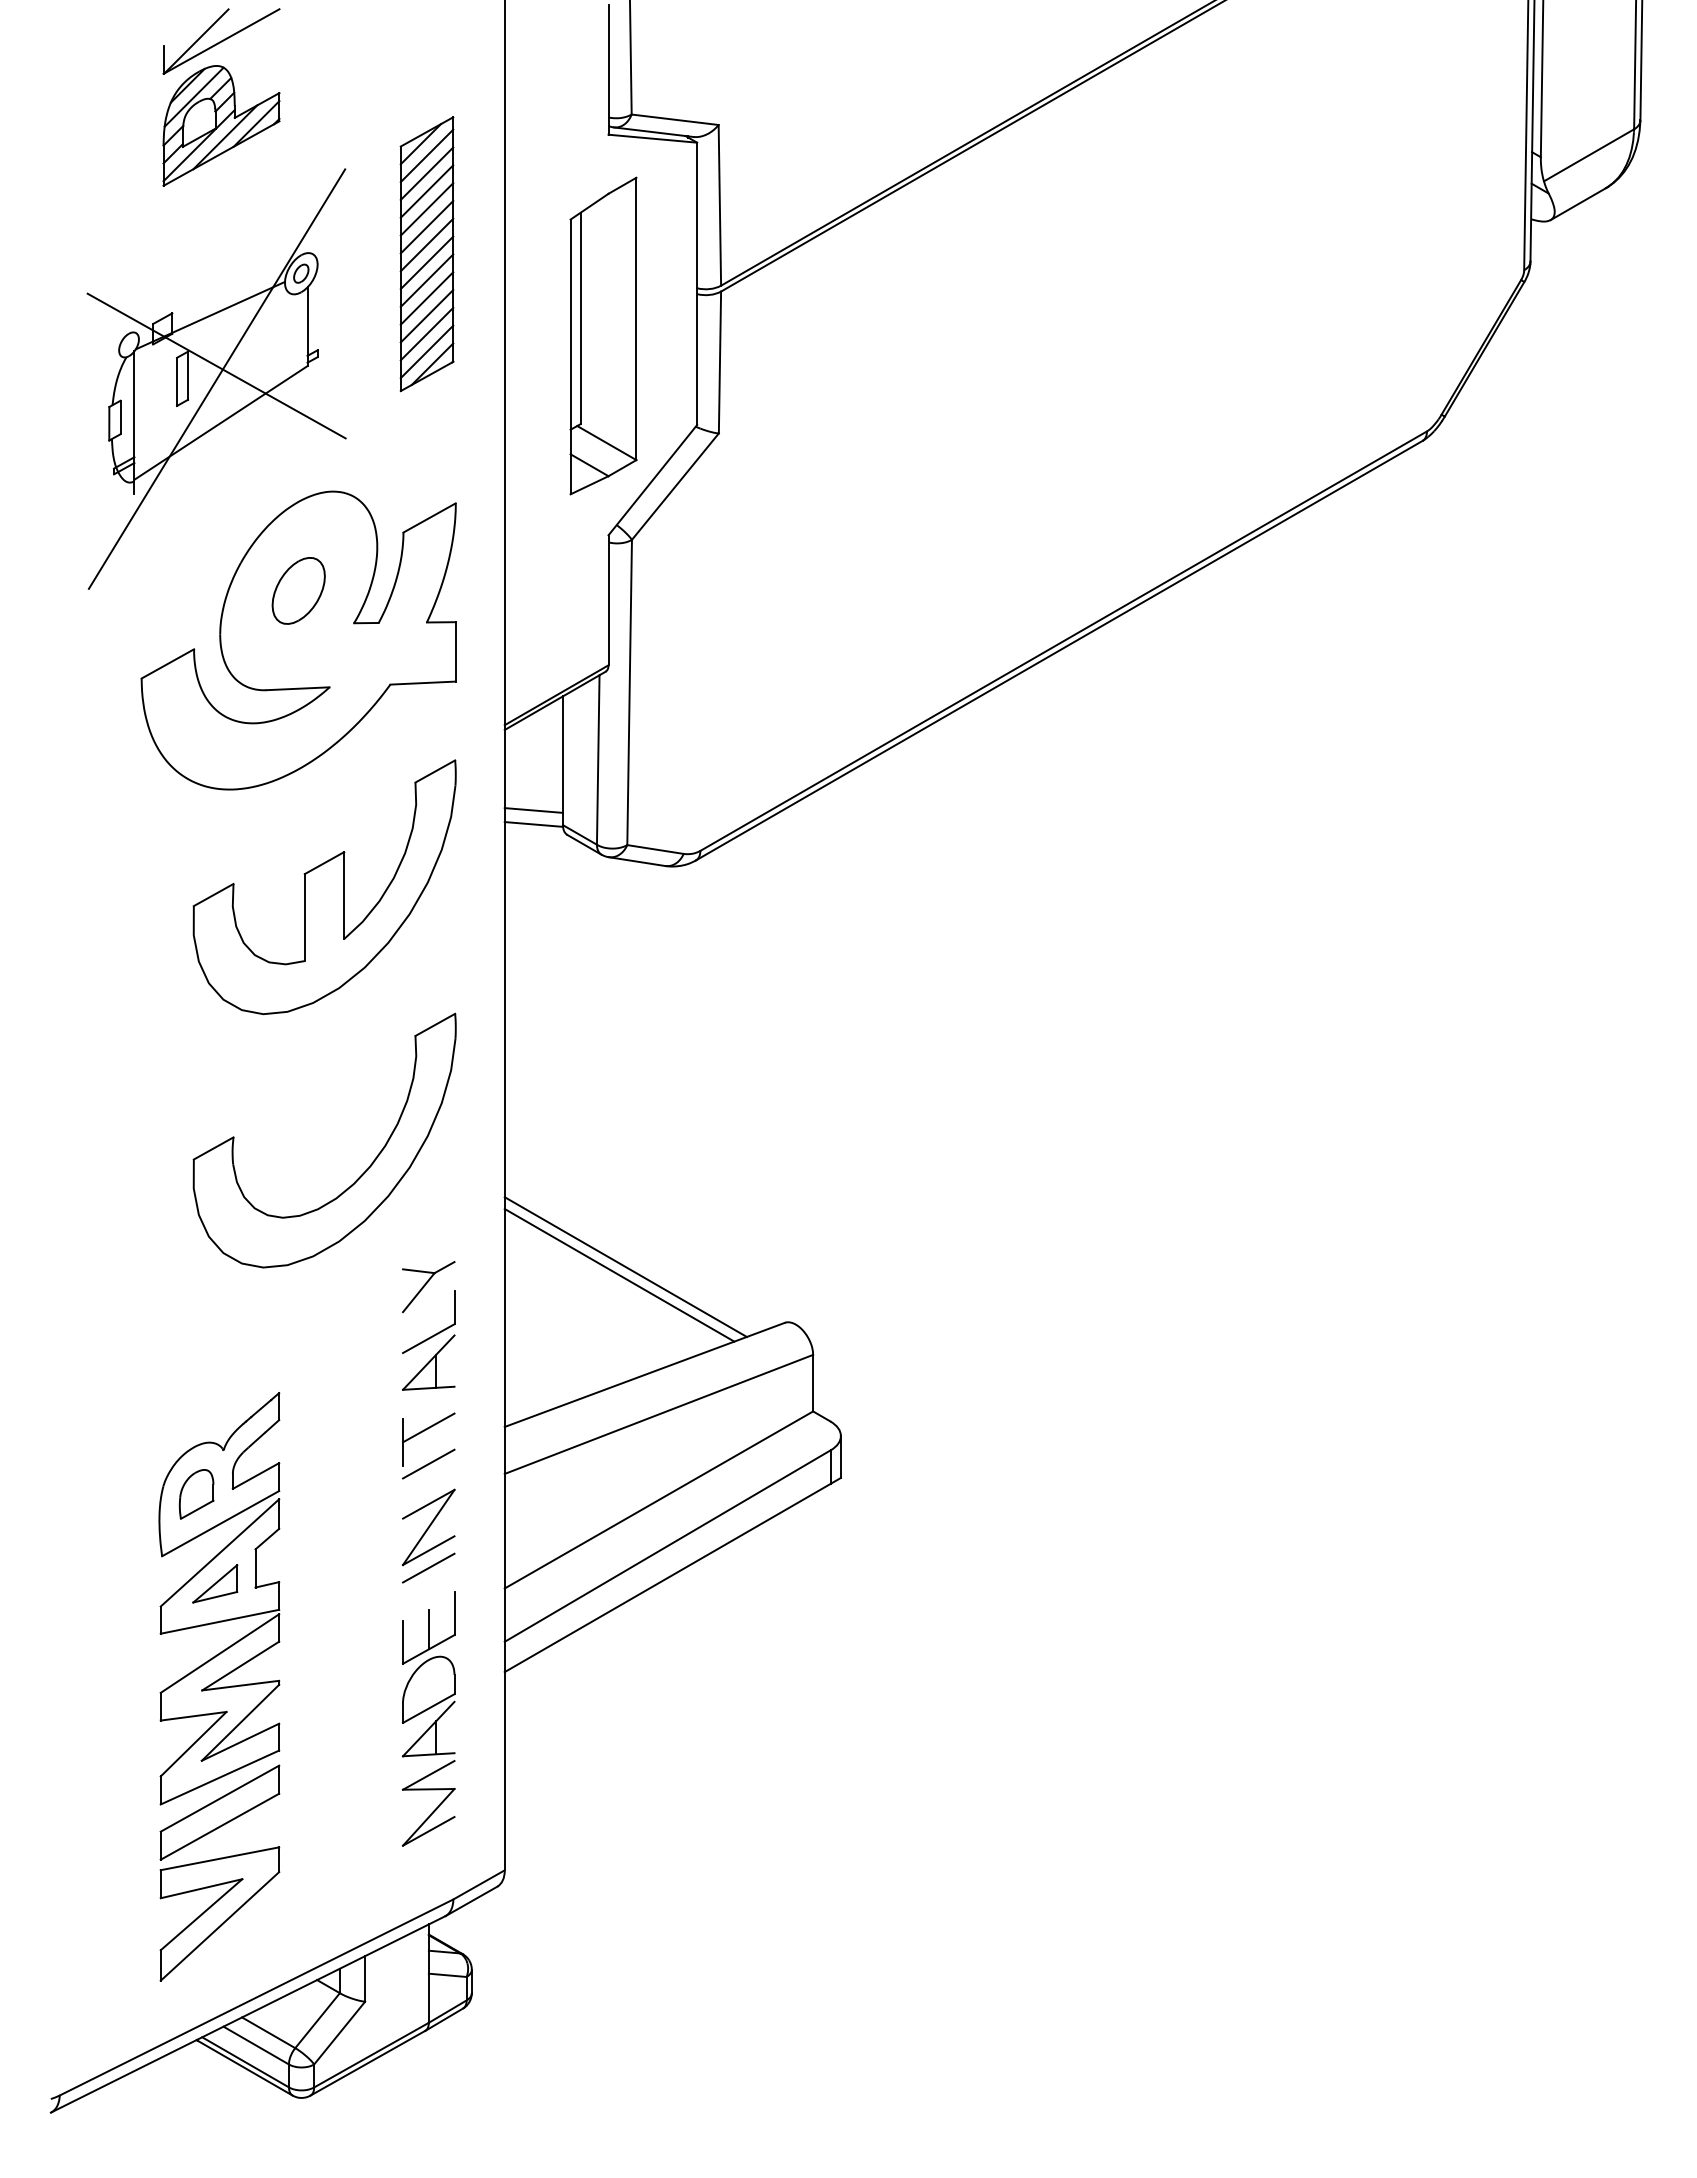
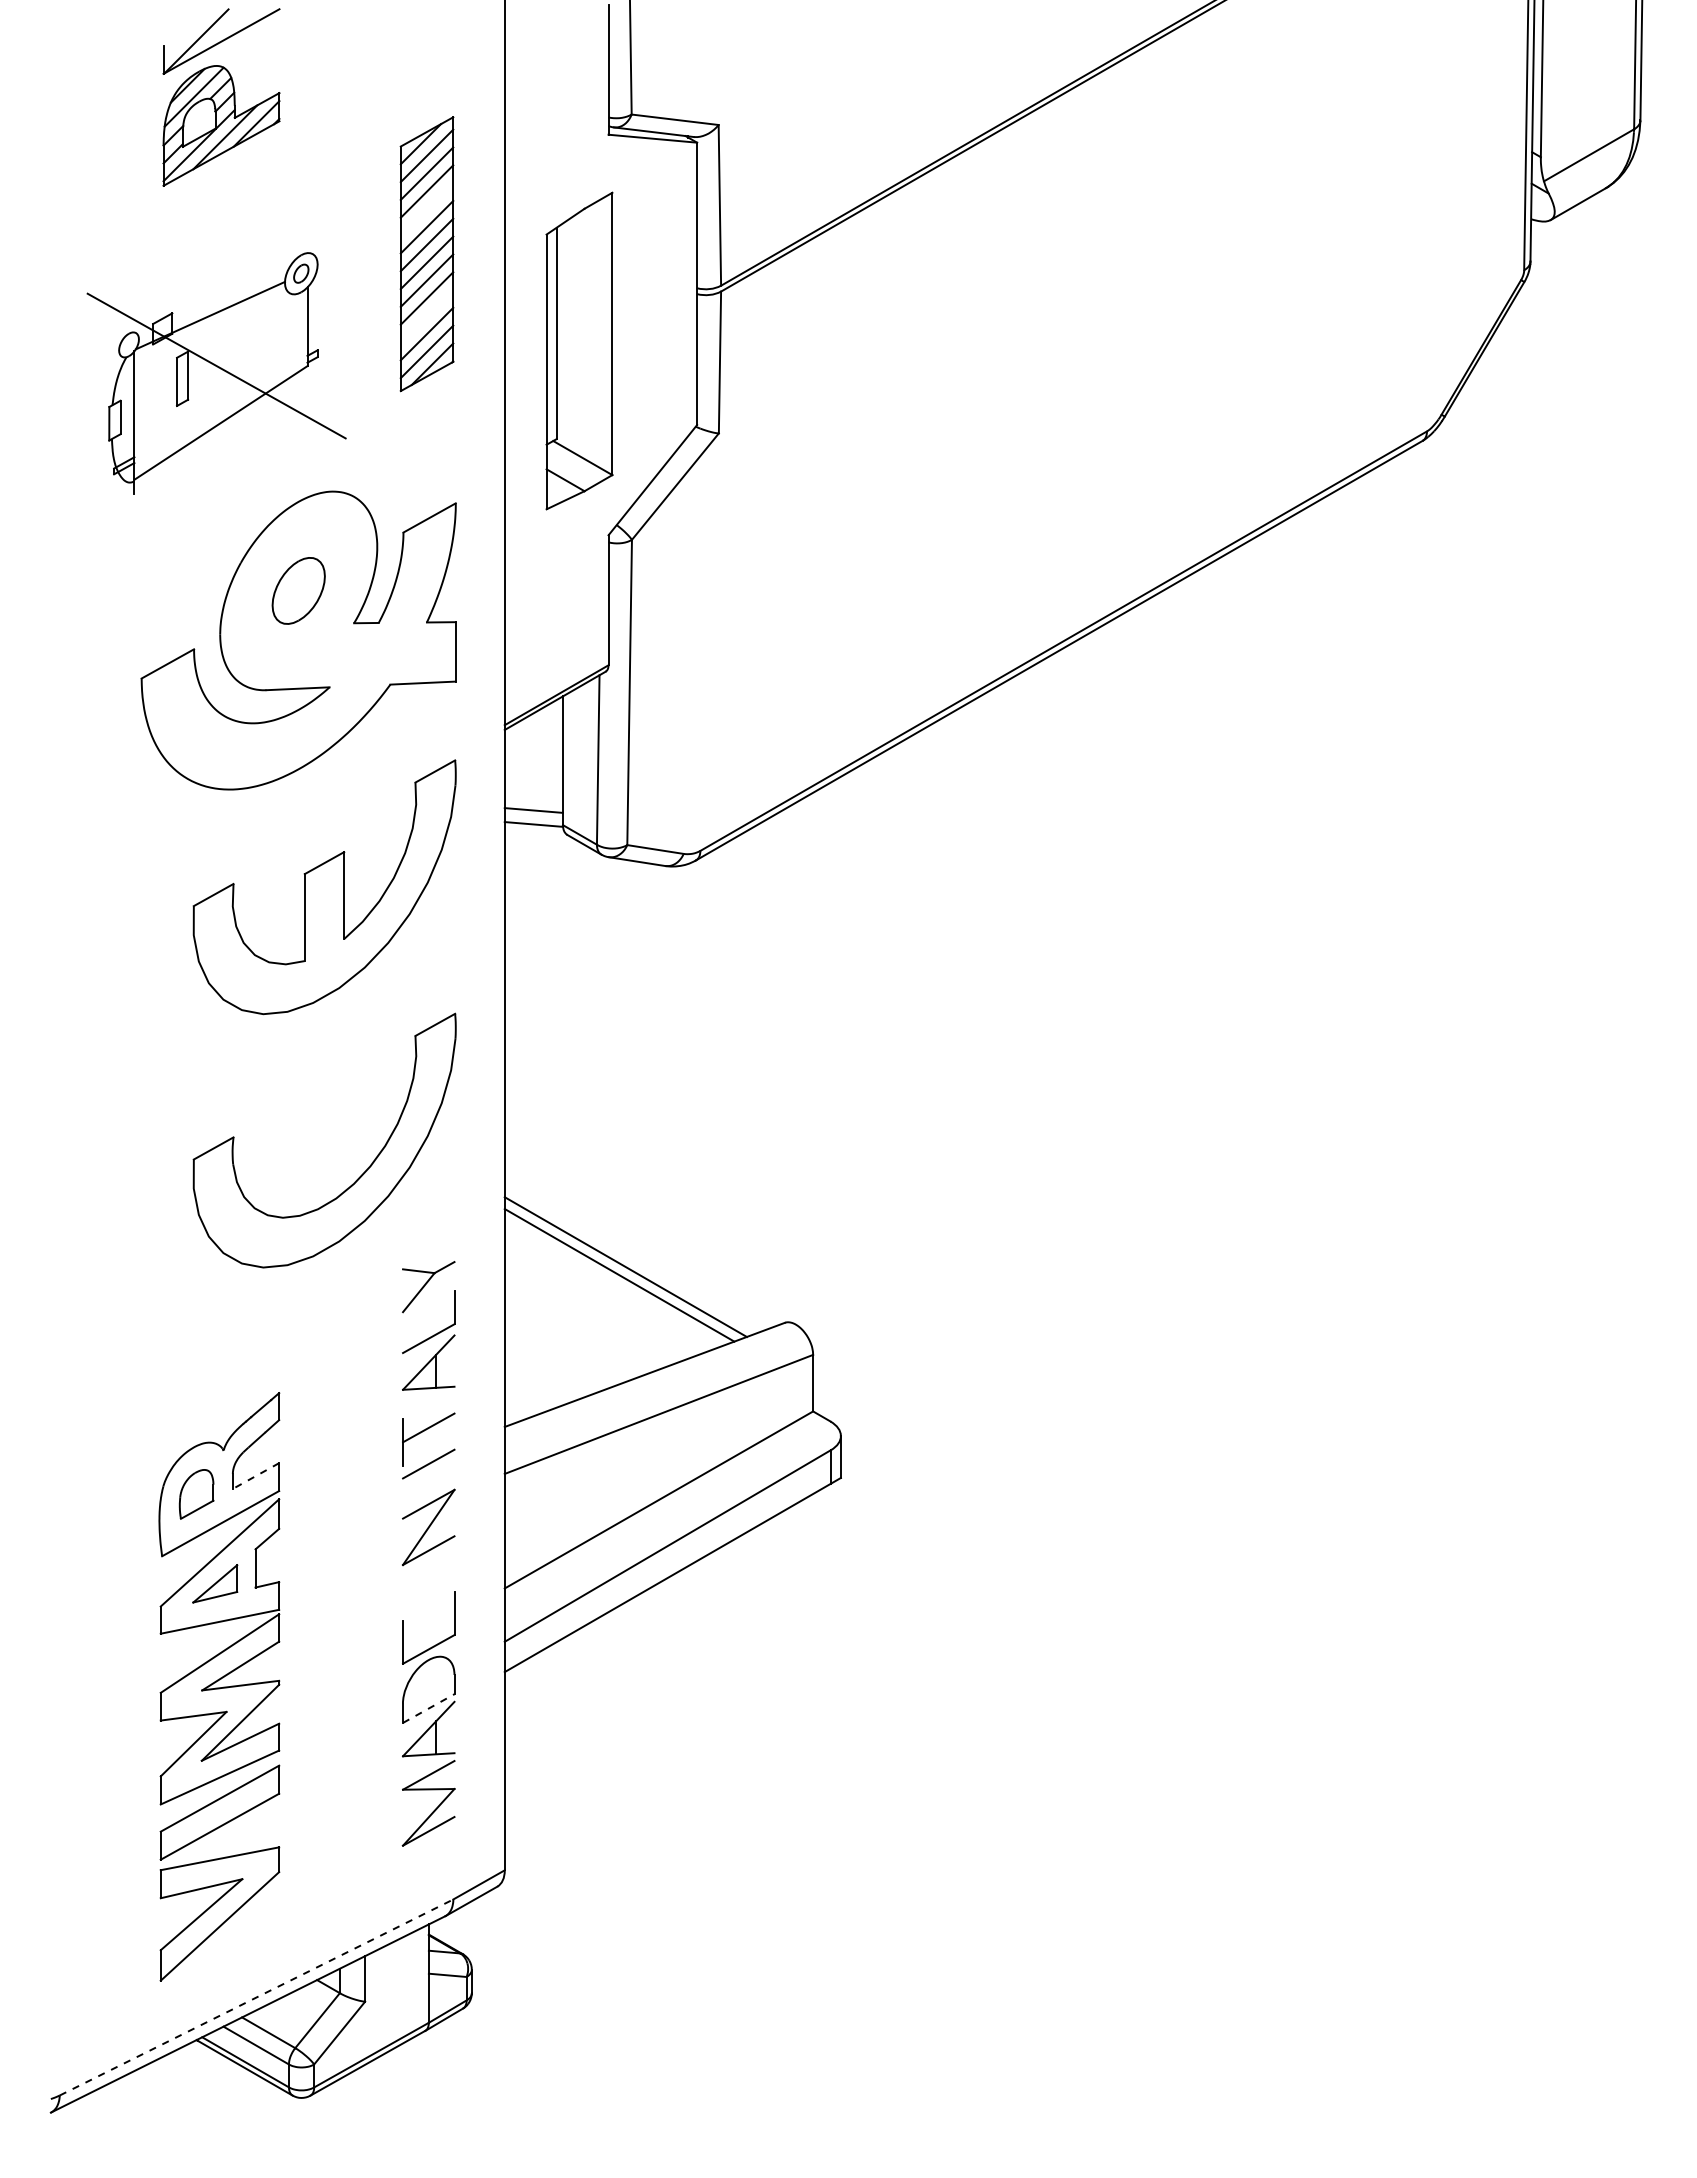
line: present -> none (426, 209)
line: present -> none (426, 316)
part position: (603, 335) -> (579, 350) (579, 350)
line: present -> none (216, 378)
line: solid -> dashed (256, 1476)
line: present -> none (428, 1567)
line: present -> none (428, 1629)
line: solid -> dashed (429, 1708)
line: solid -> dashed (256, 1997)
